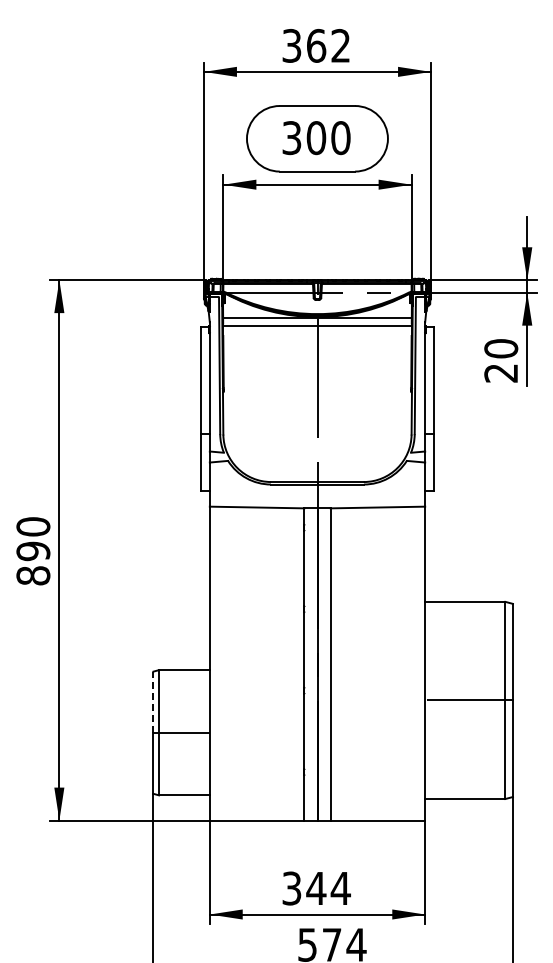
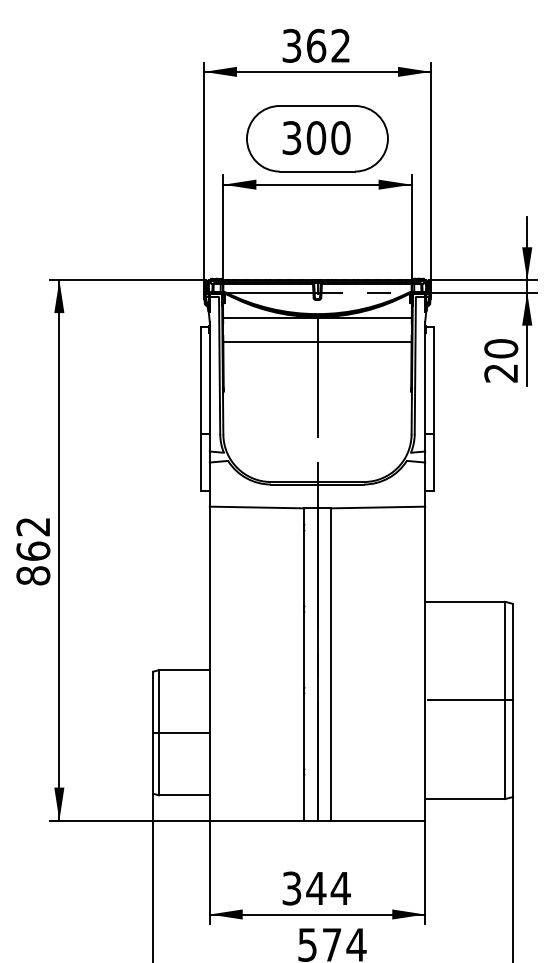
line position: (317, 325) -> (317, 341) (317, 341)
text: 890 -> 862 (33, 539)
line: dashed -> solid (153, 702)
